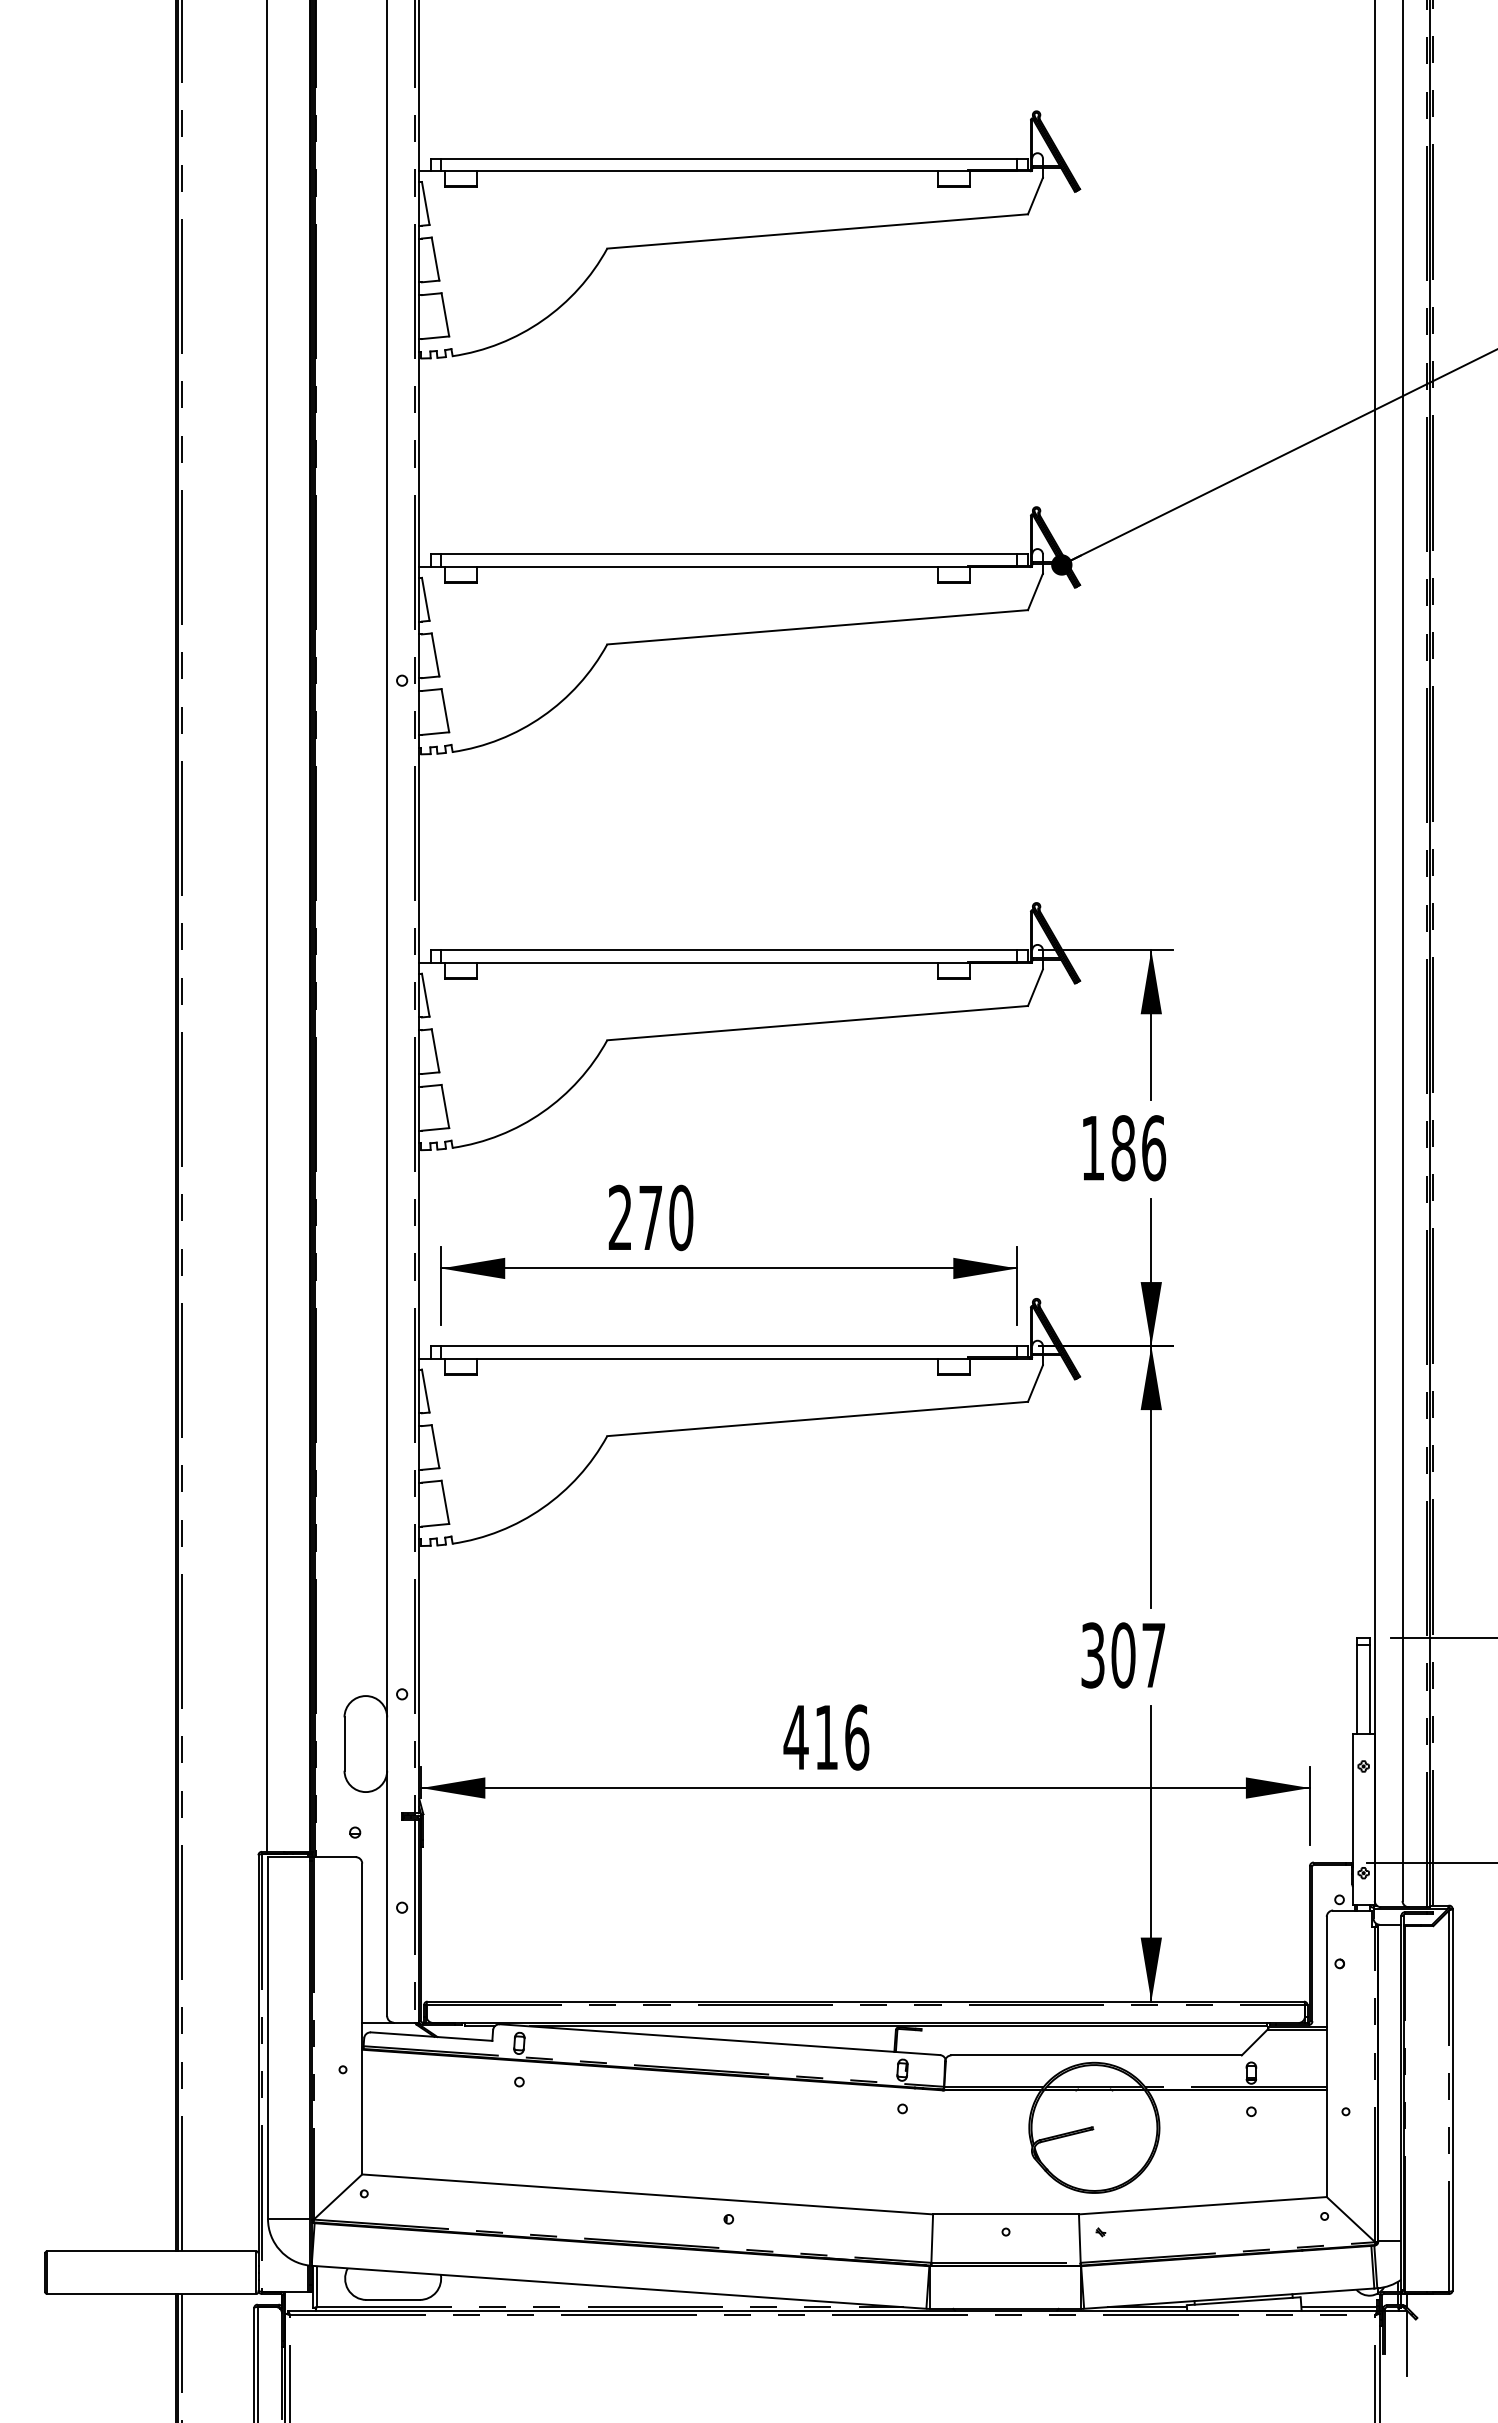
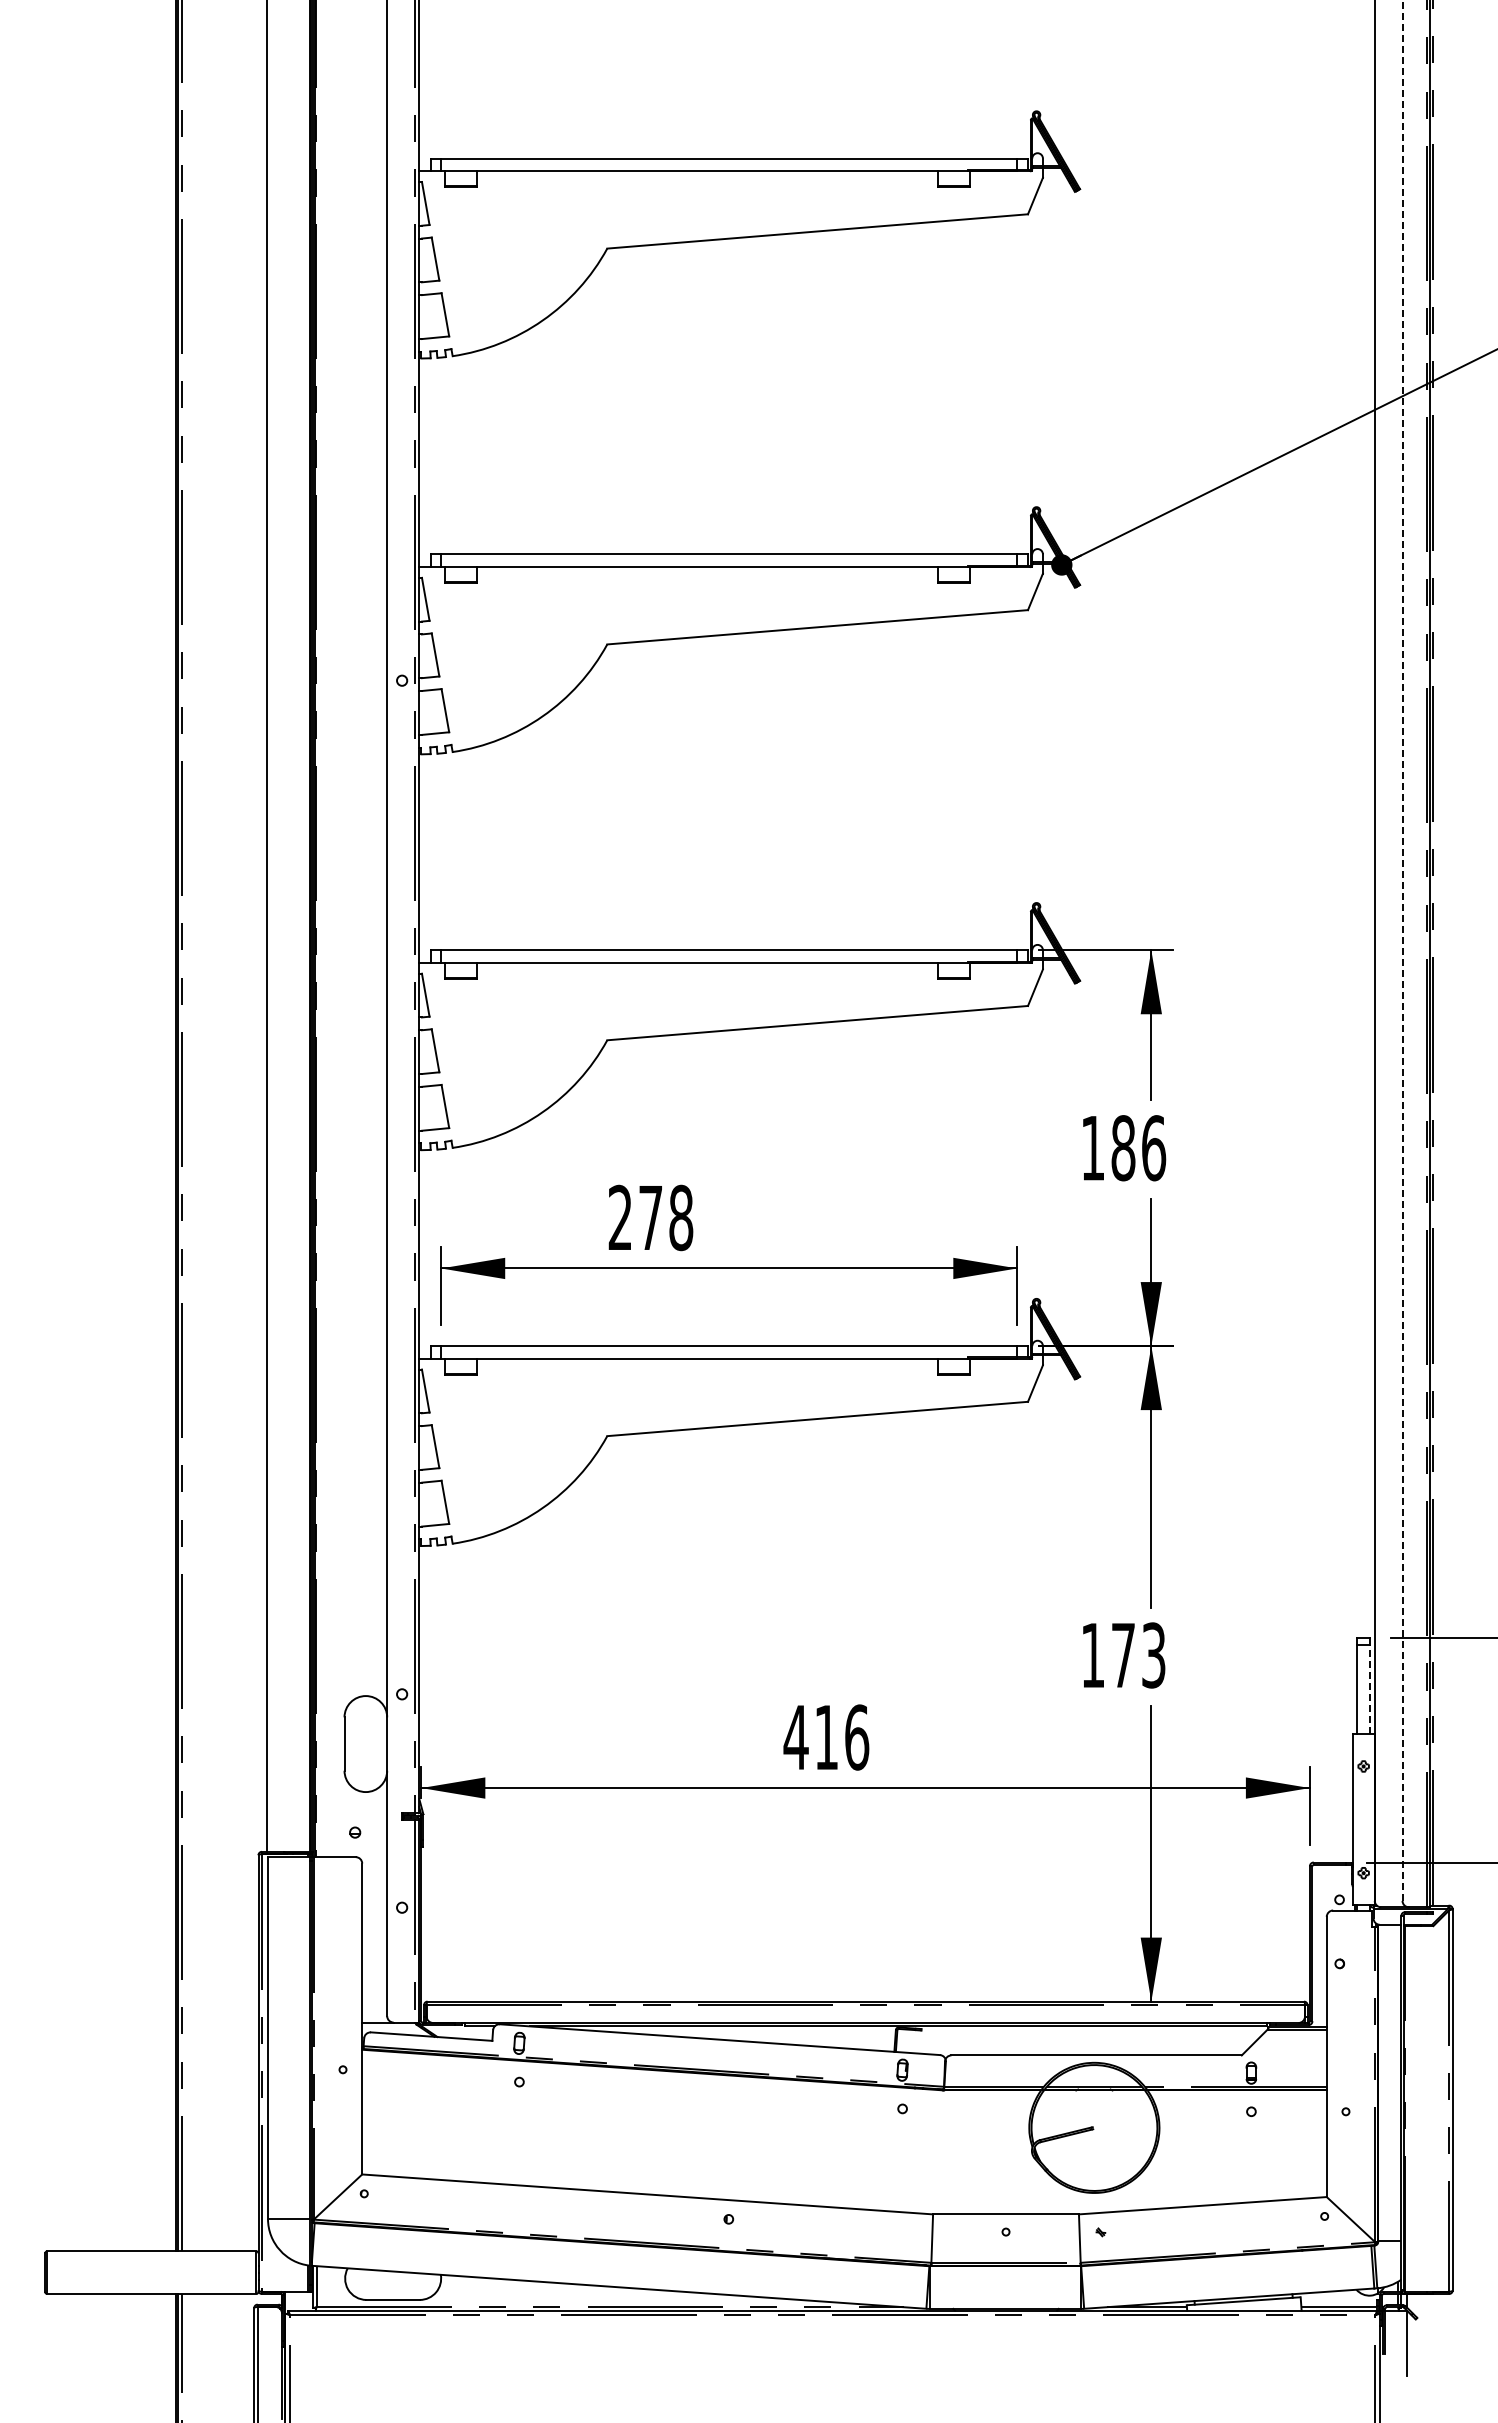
line: solid -> dashed (1402, 950)
text: 270 -> 278 (681, 1217)
text: 307 -> 173 (1123, 1655)
line: solid -> dashed (1370, 1689)
